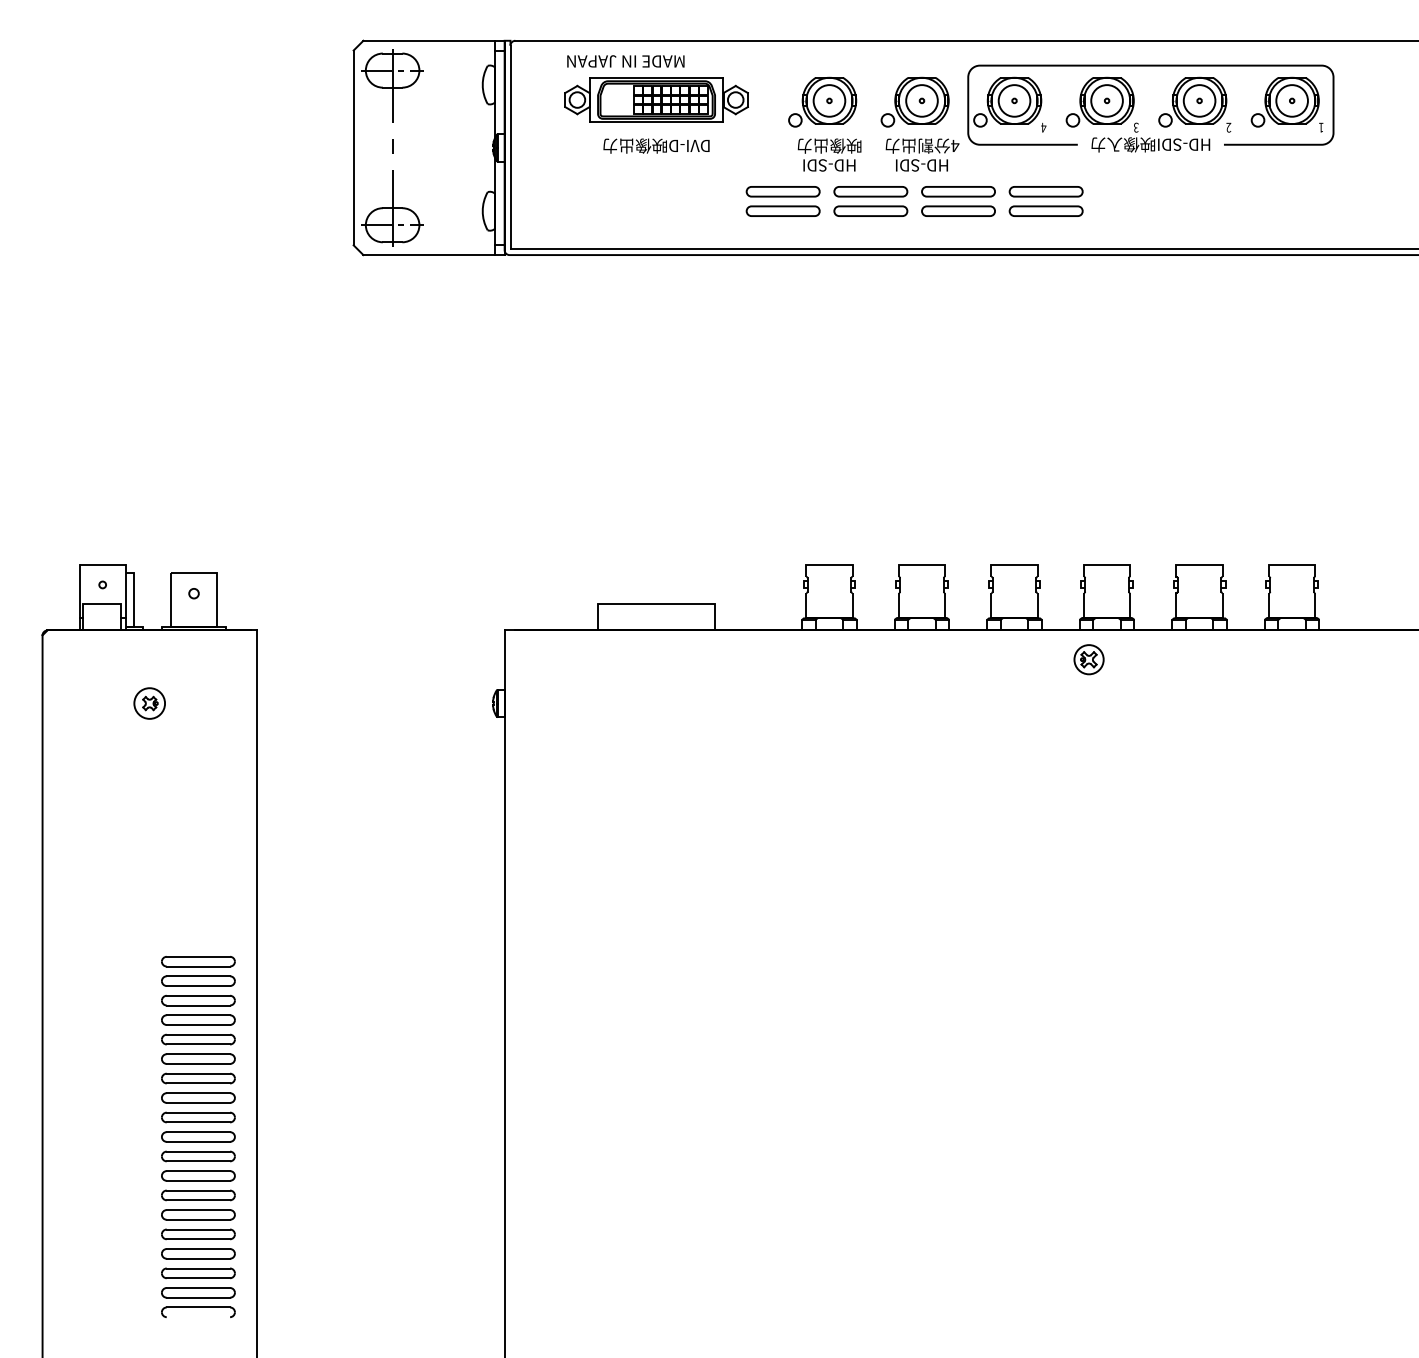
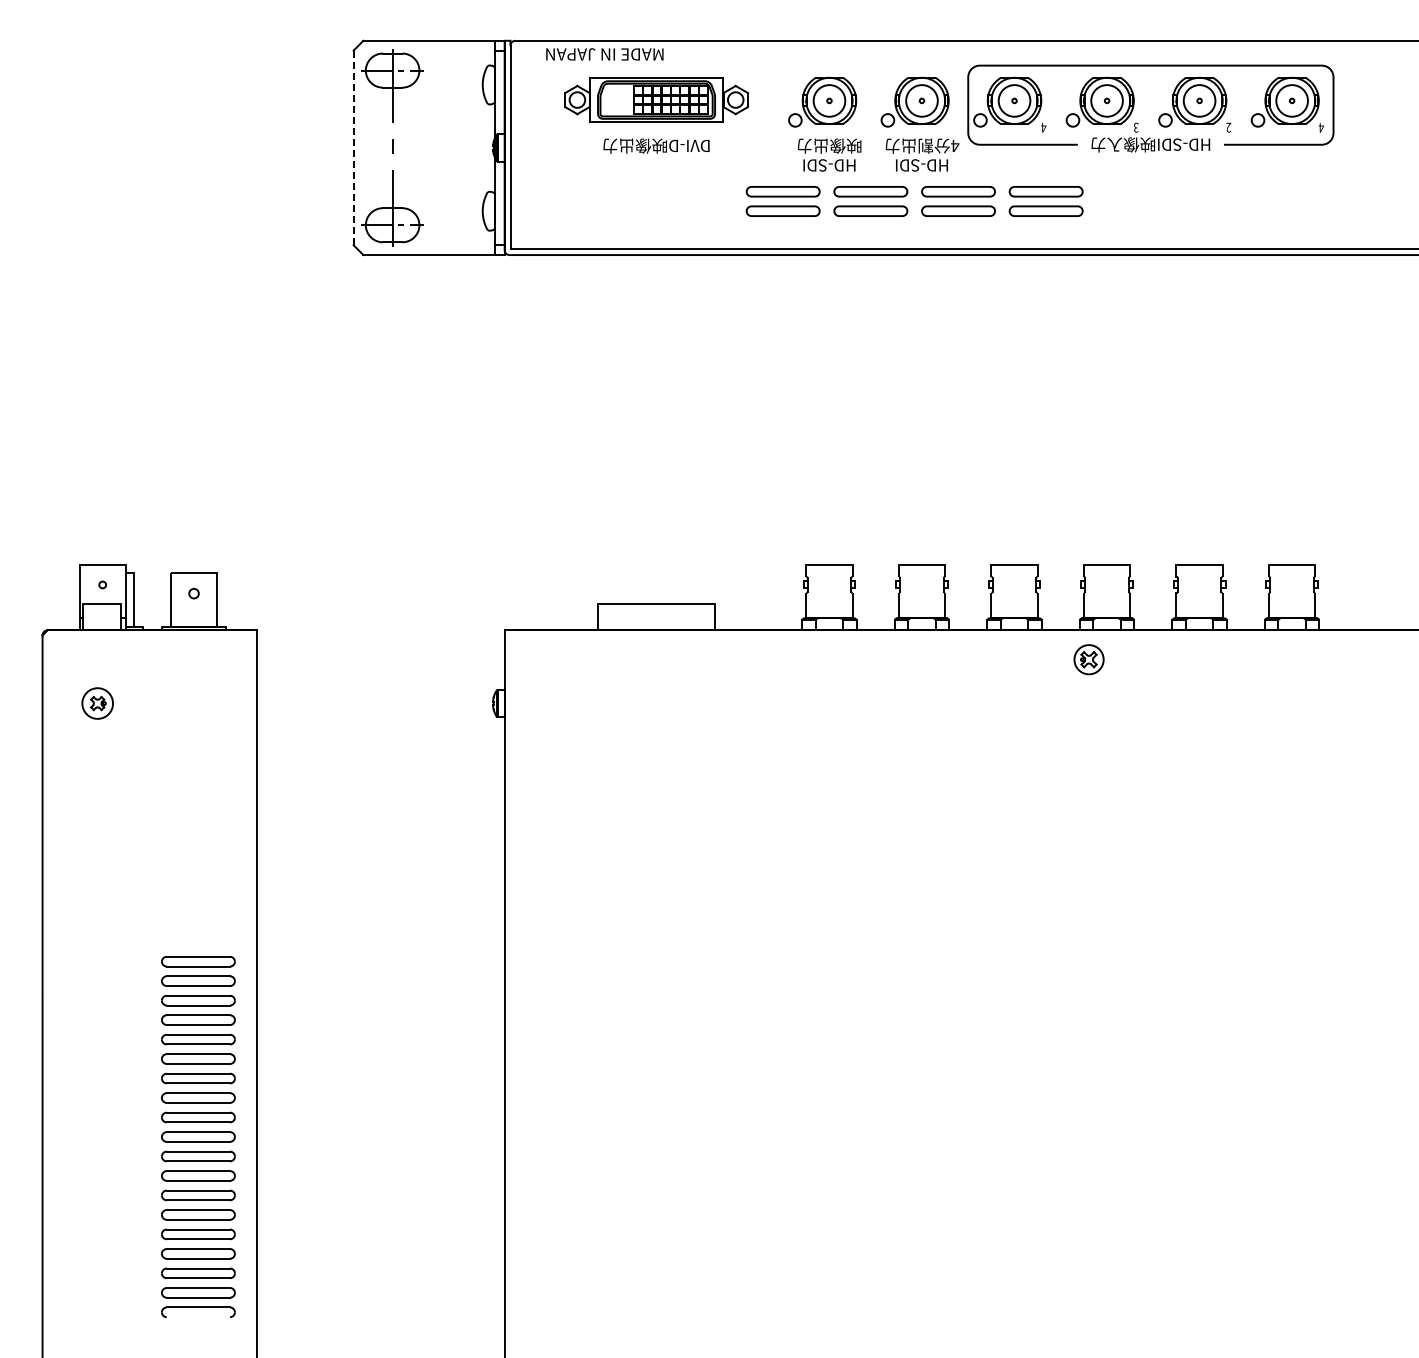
text position: (625, 61) -> (604, 54) (604, 54)
text: 1 -> 4 (1320, 127)
line: solid -> dashed (353, 147)
part position: (149, 703) -> (97, 703) (97, 703)
